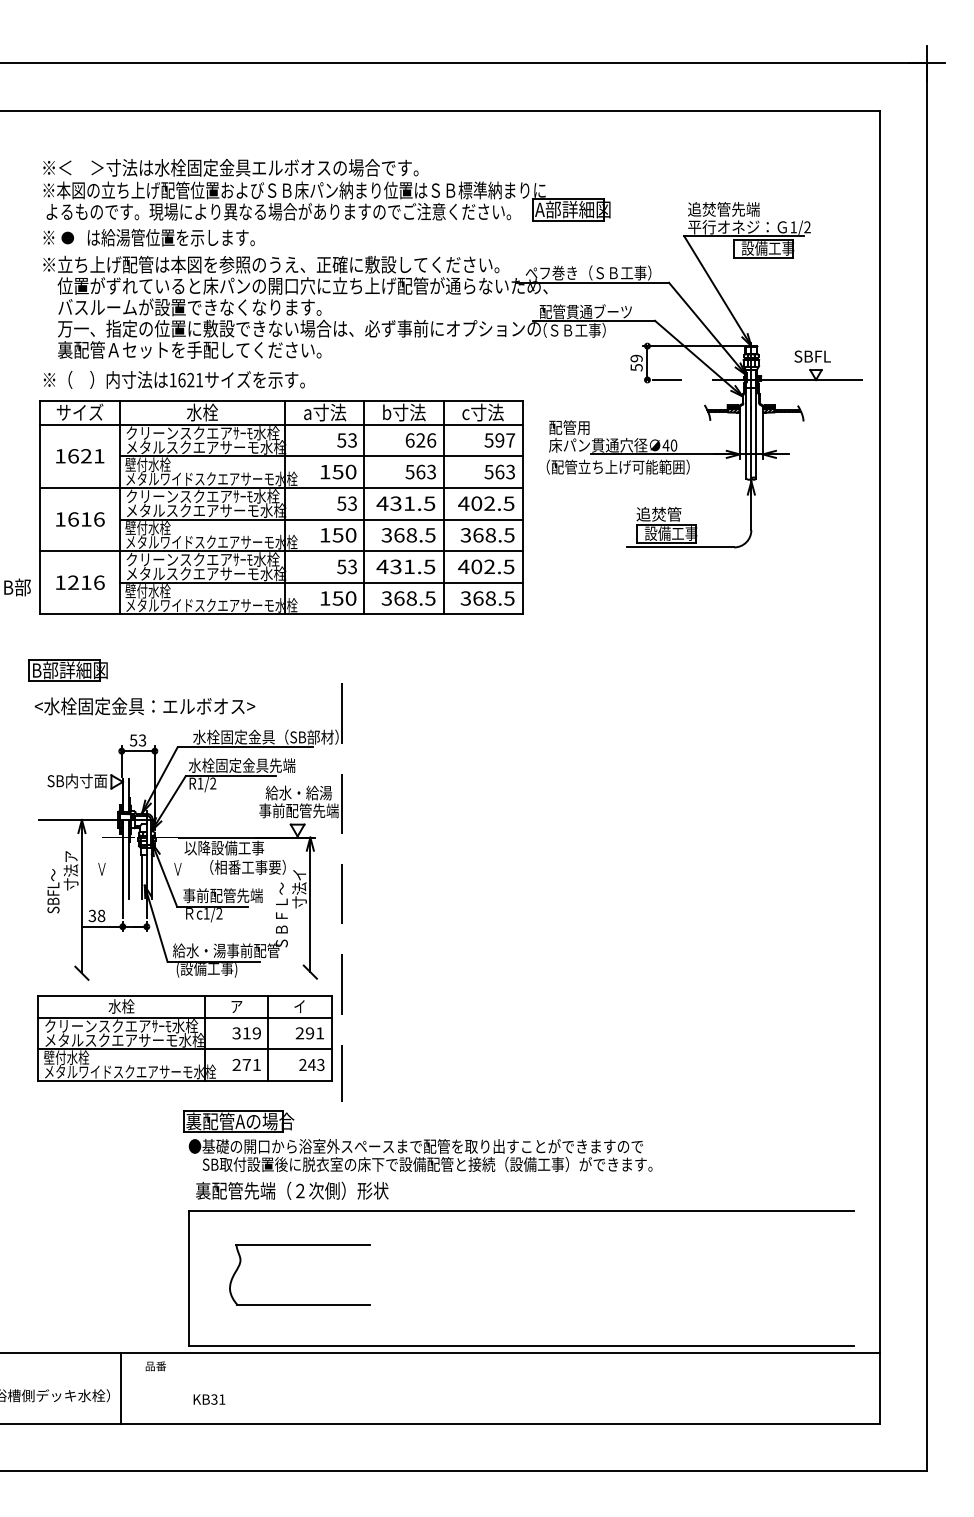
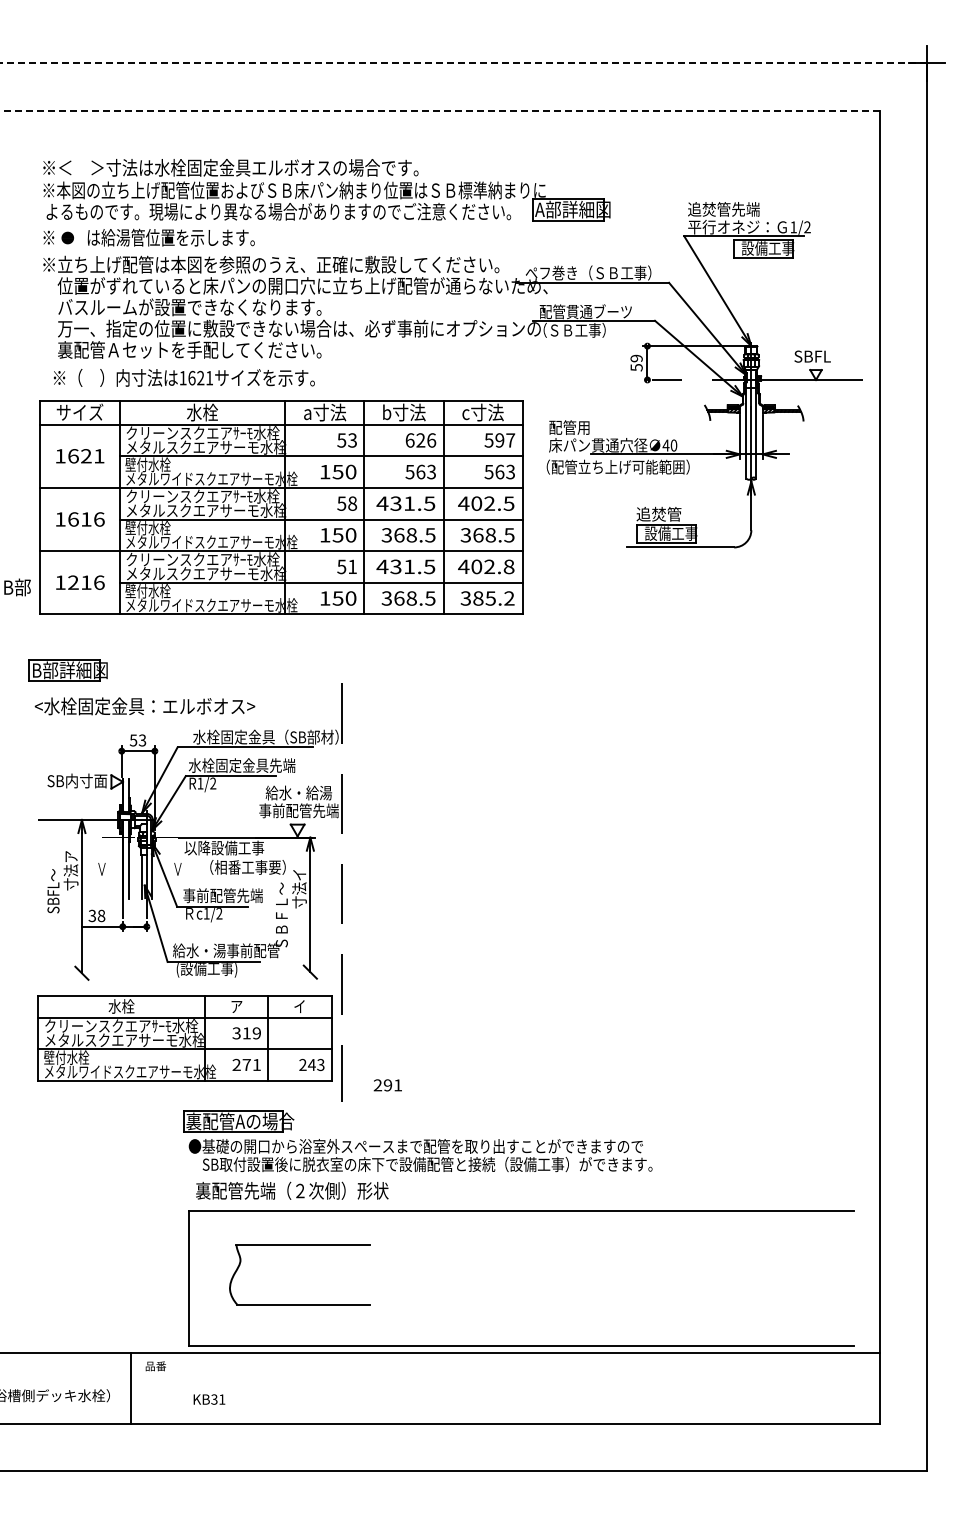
line: solid -> dashed (463, 63)
line: solid -> dashed (439, 110)
text position: (174, 379) -> (184, 377) (184, 377)
text: 53 -> 58 (352, 503)
text: 53 -> 51 (352, 566)
text: 402.5 -> 402.8 (508, 566)
text: 368.5 -> 385.2 (493, 598)
text position: (309, 1033) -> (387, 1085) (387, 1085)
line position: (121, 1388) -> (131, 1388) (131, 1388)
